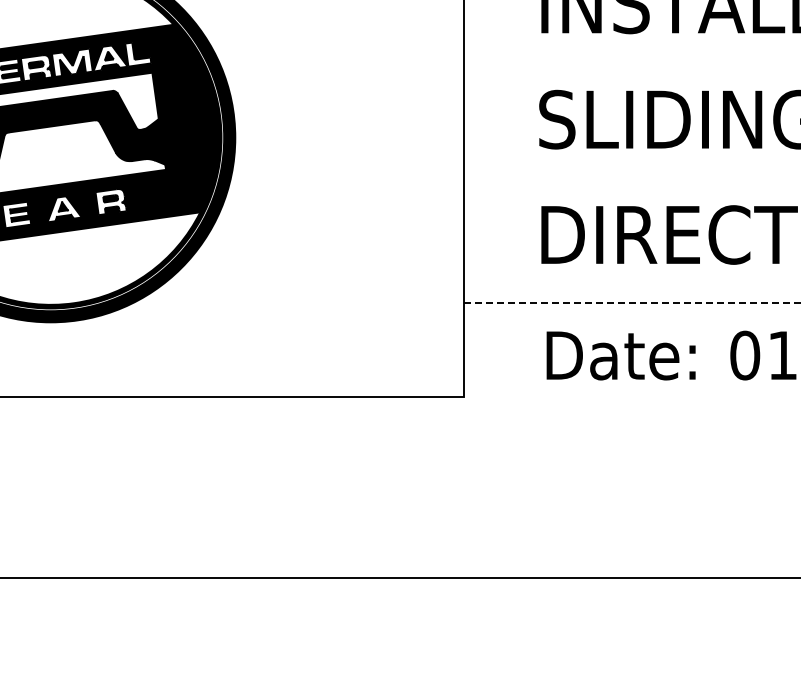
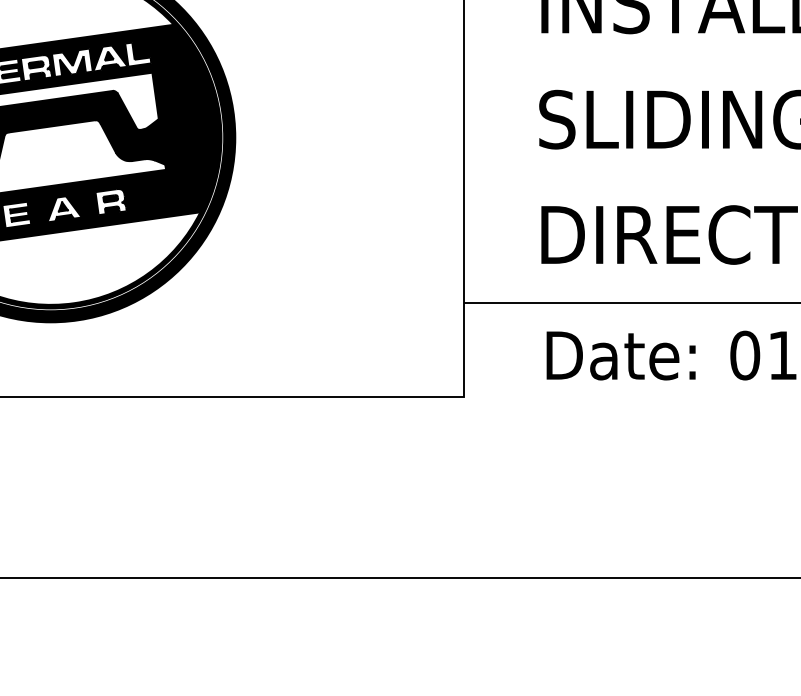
line: dashed -> solid (632, 303)
